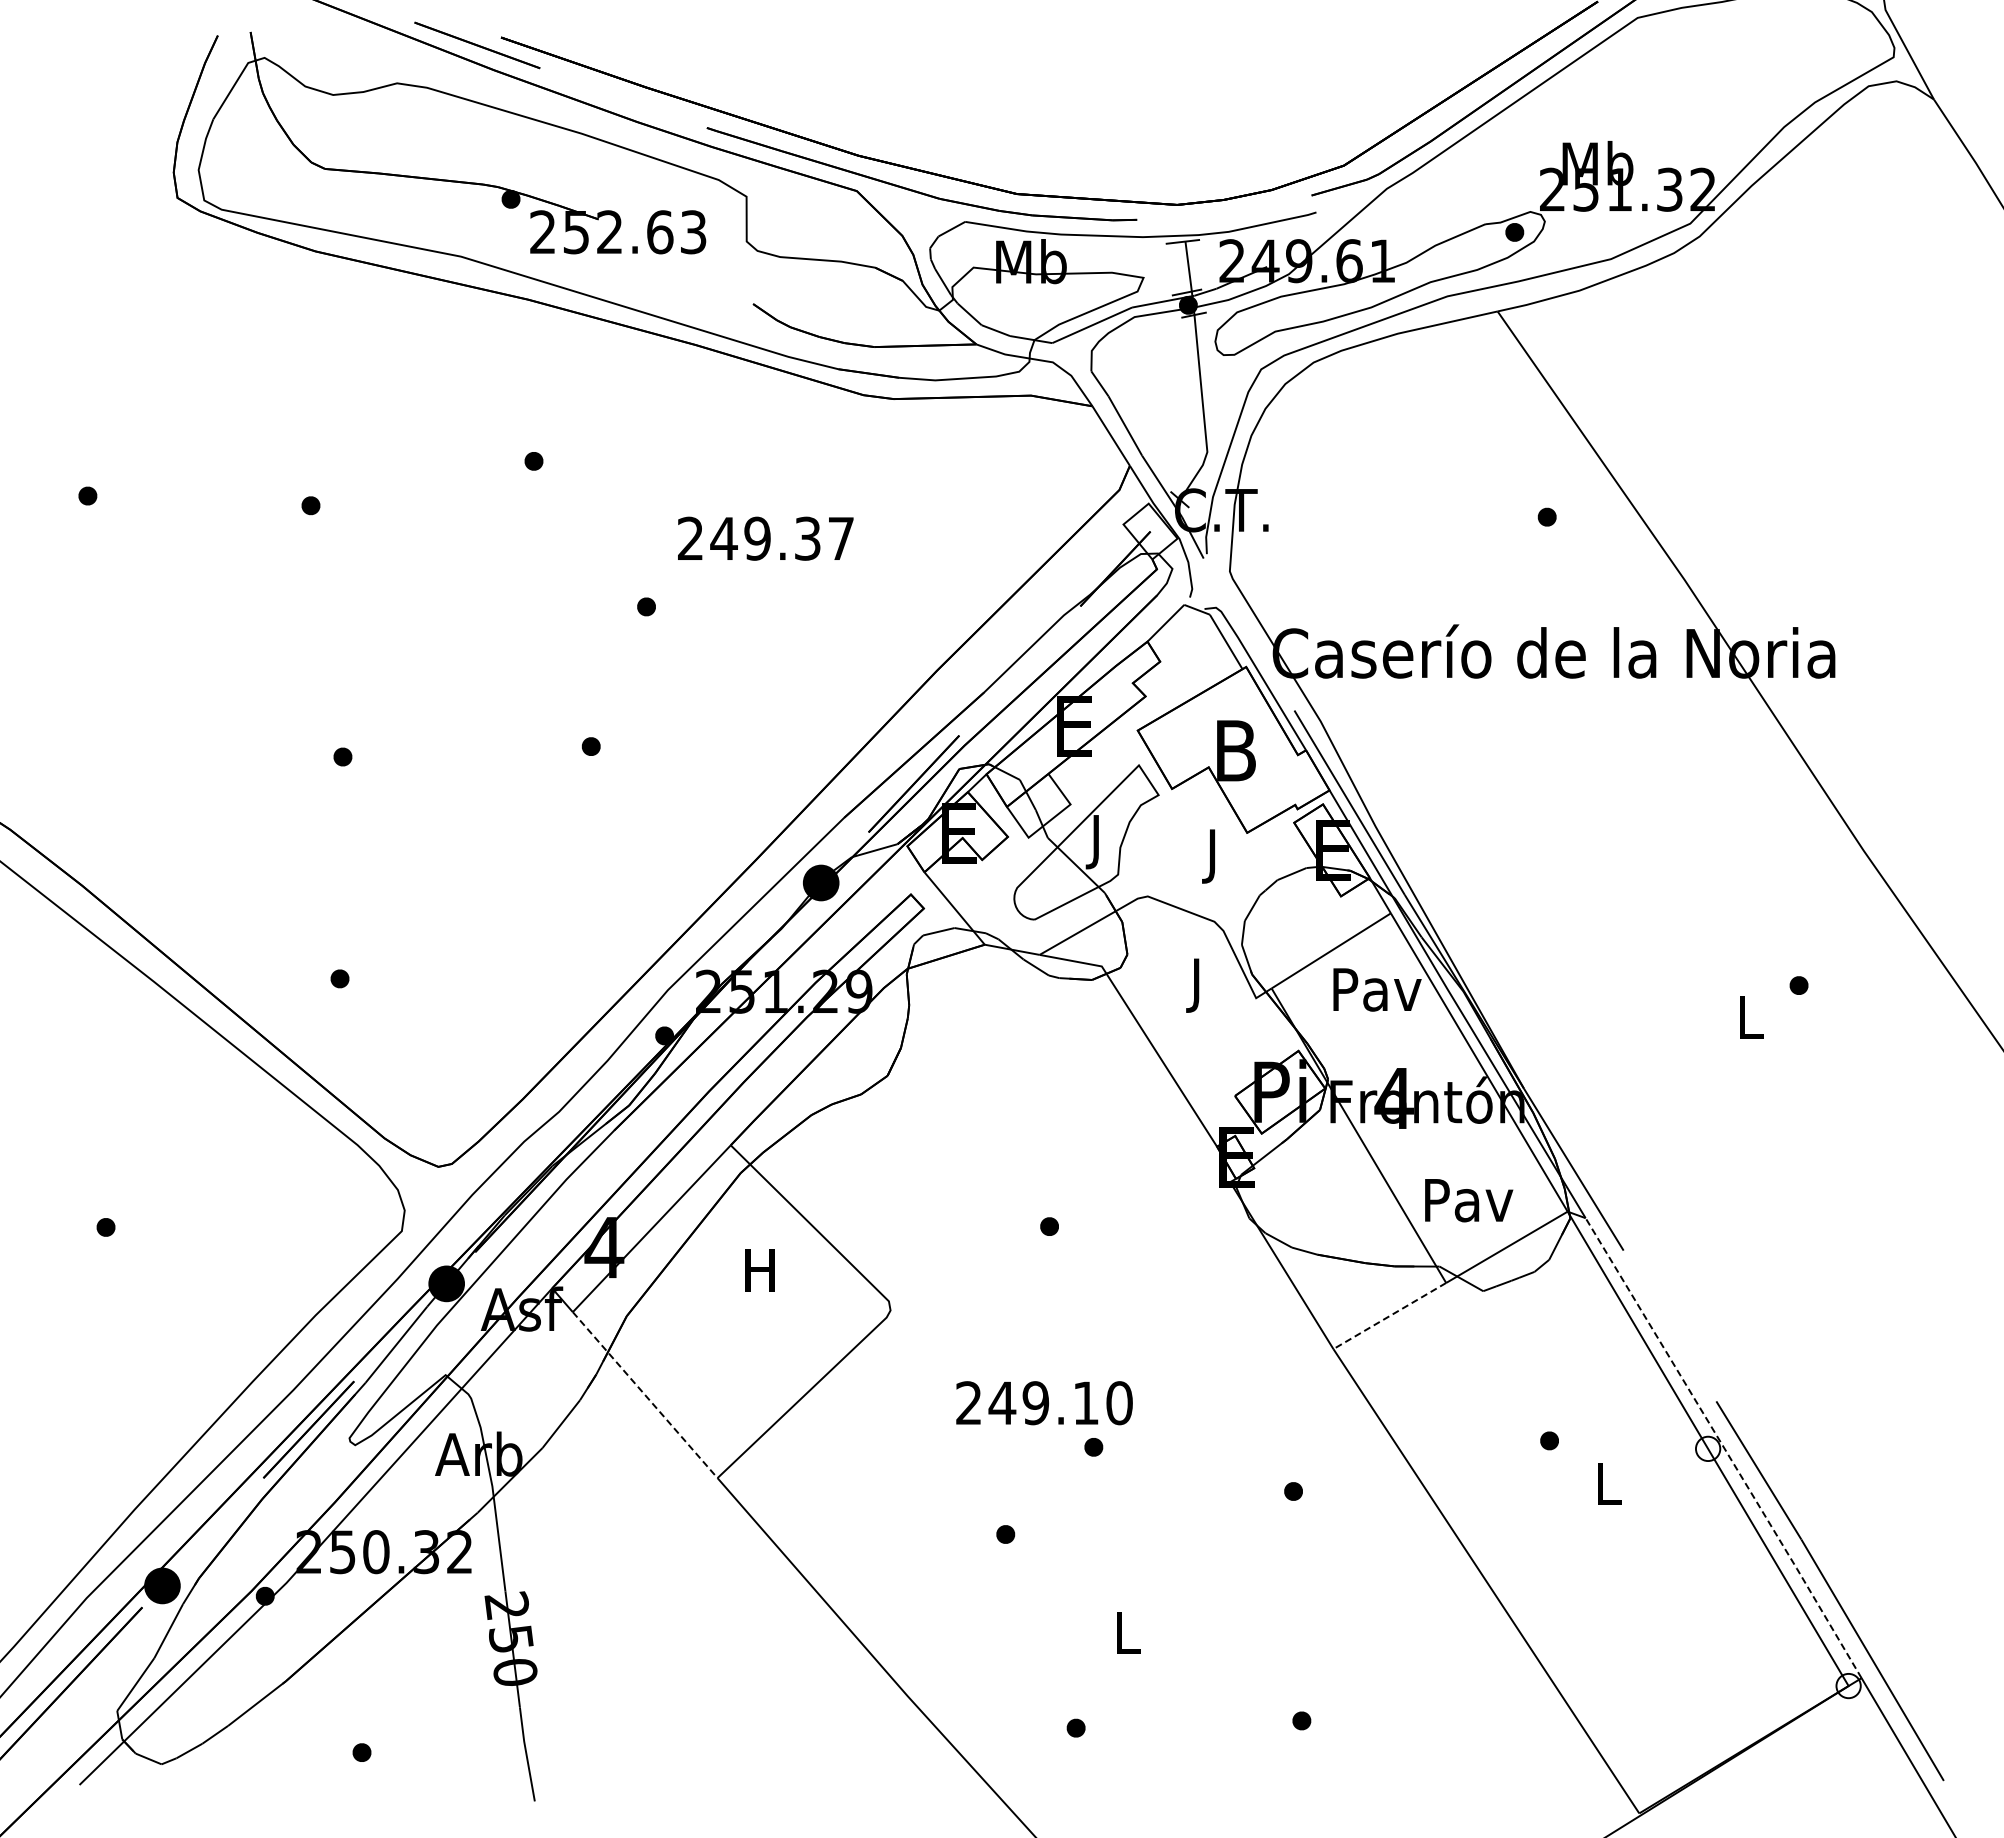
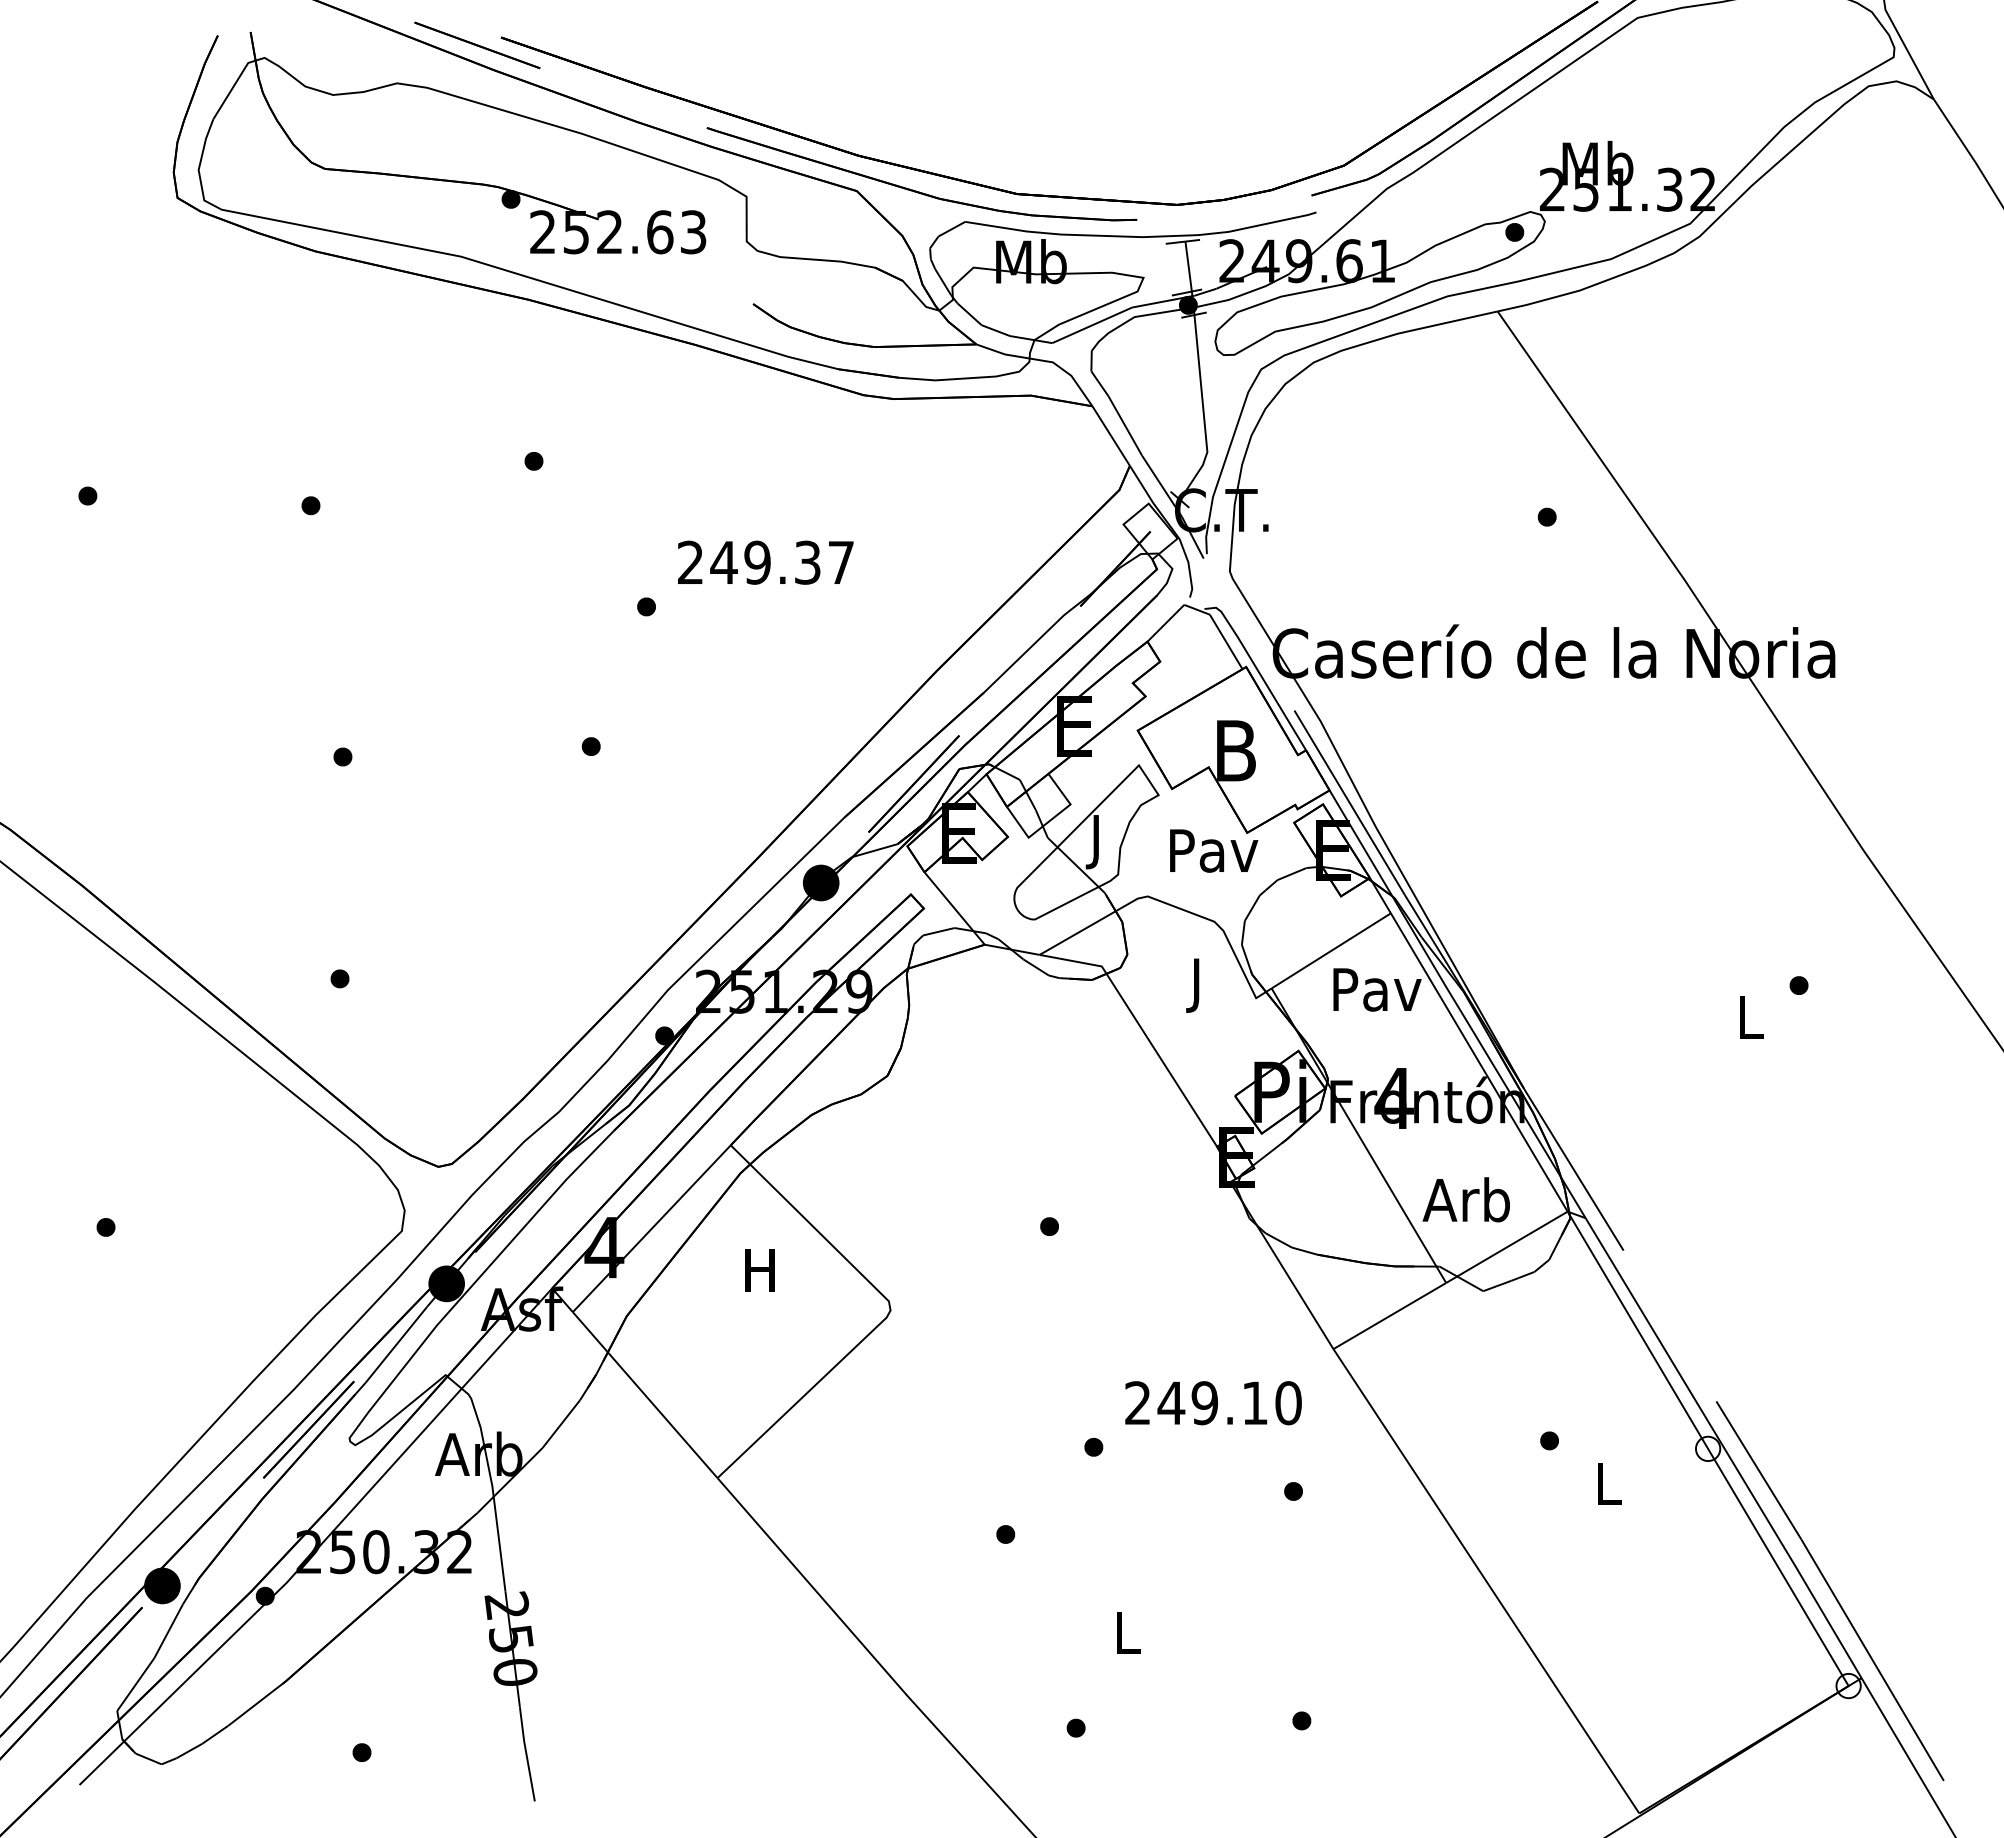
text position: (765, 538) -> (765, 562) (765, 562)
text: J -> Pav (1214, 856)
text: Pav -> Arb (1467, 1199)
line: dashed -> solid (1389, 1316)
line: dashed -> solid (645, 1395)
text position: (1044, 1403) -> (1213, 1403) (1213, 1403)
line: dashed -> solid (1724, 1448)
